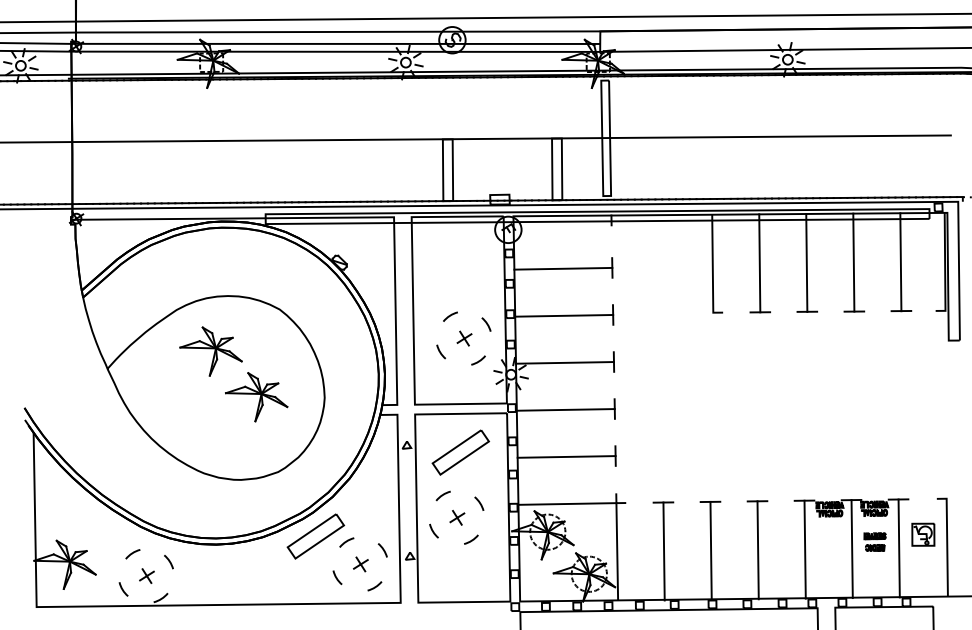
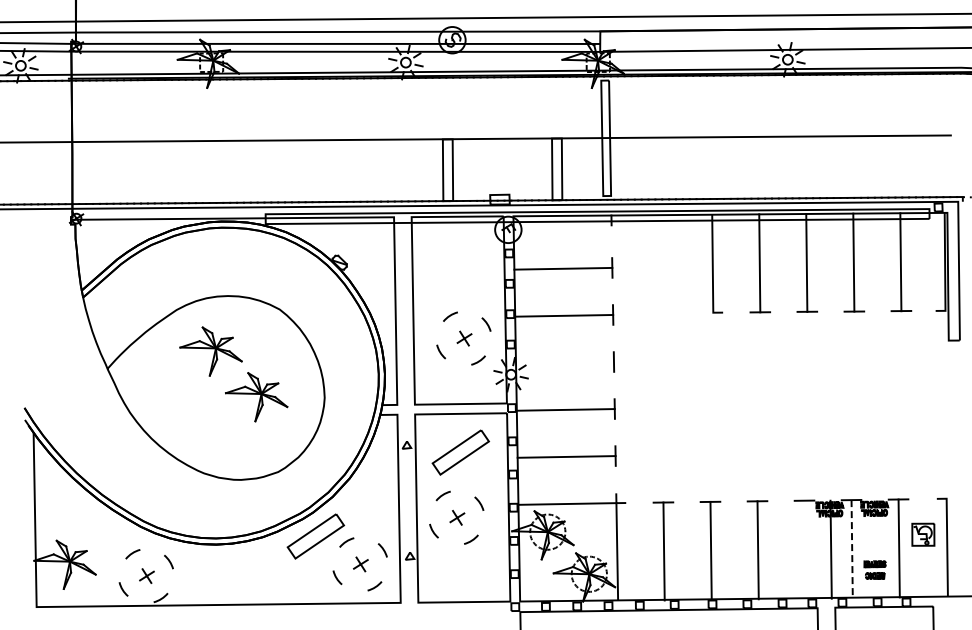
line: present -> none (564, 362)
part position: (874, 541) -> (874, 569) (874, 569)
line position: (804, 549) -> (830, 549) (830, 549)
line: solid -> dashed (852, 549)
